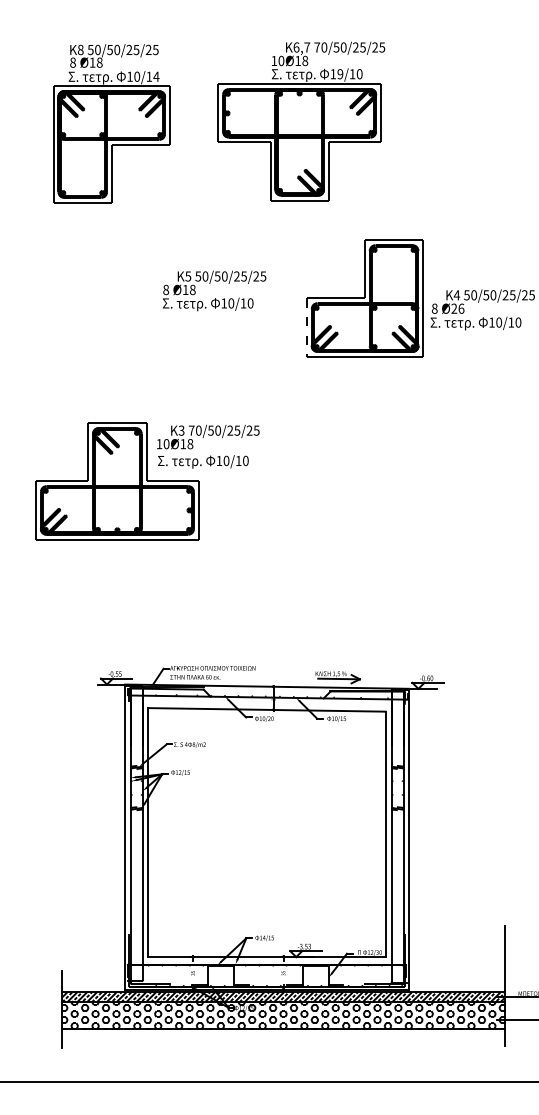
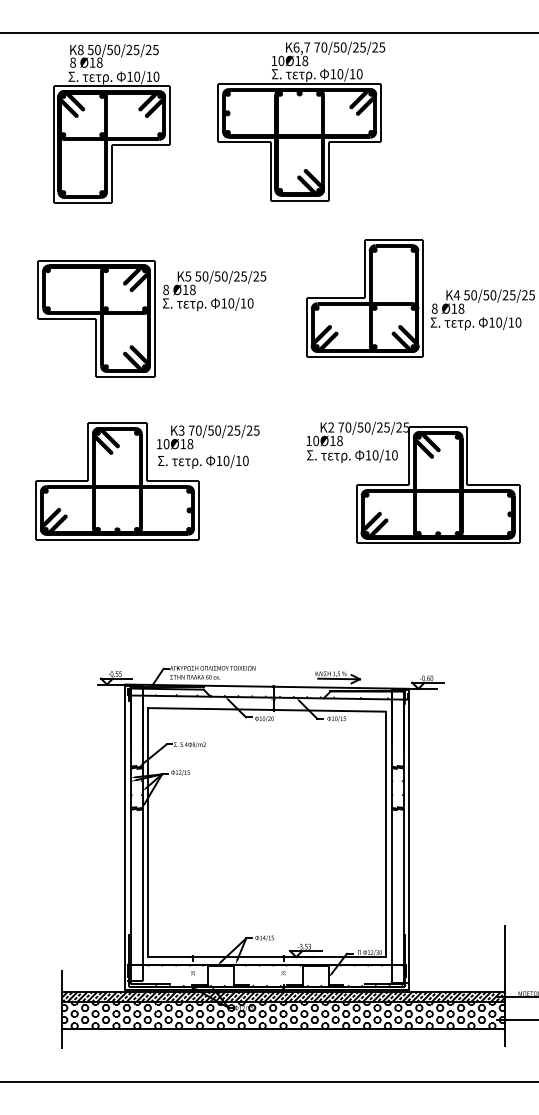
line: none -> present (268, 33)
text: 19/10 -> 10/10 (340, 74)
text: 10/14 -> 10/10 (156, 76)
text: Ø26 -> Ø18 (457, 308)
part: none -> present (96, 318)
line: dashed -> solid (306, 328)
part: none -> present (413, 482)
